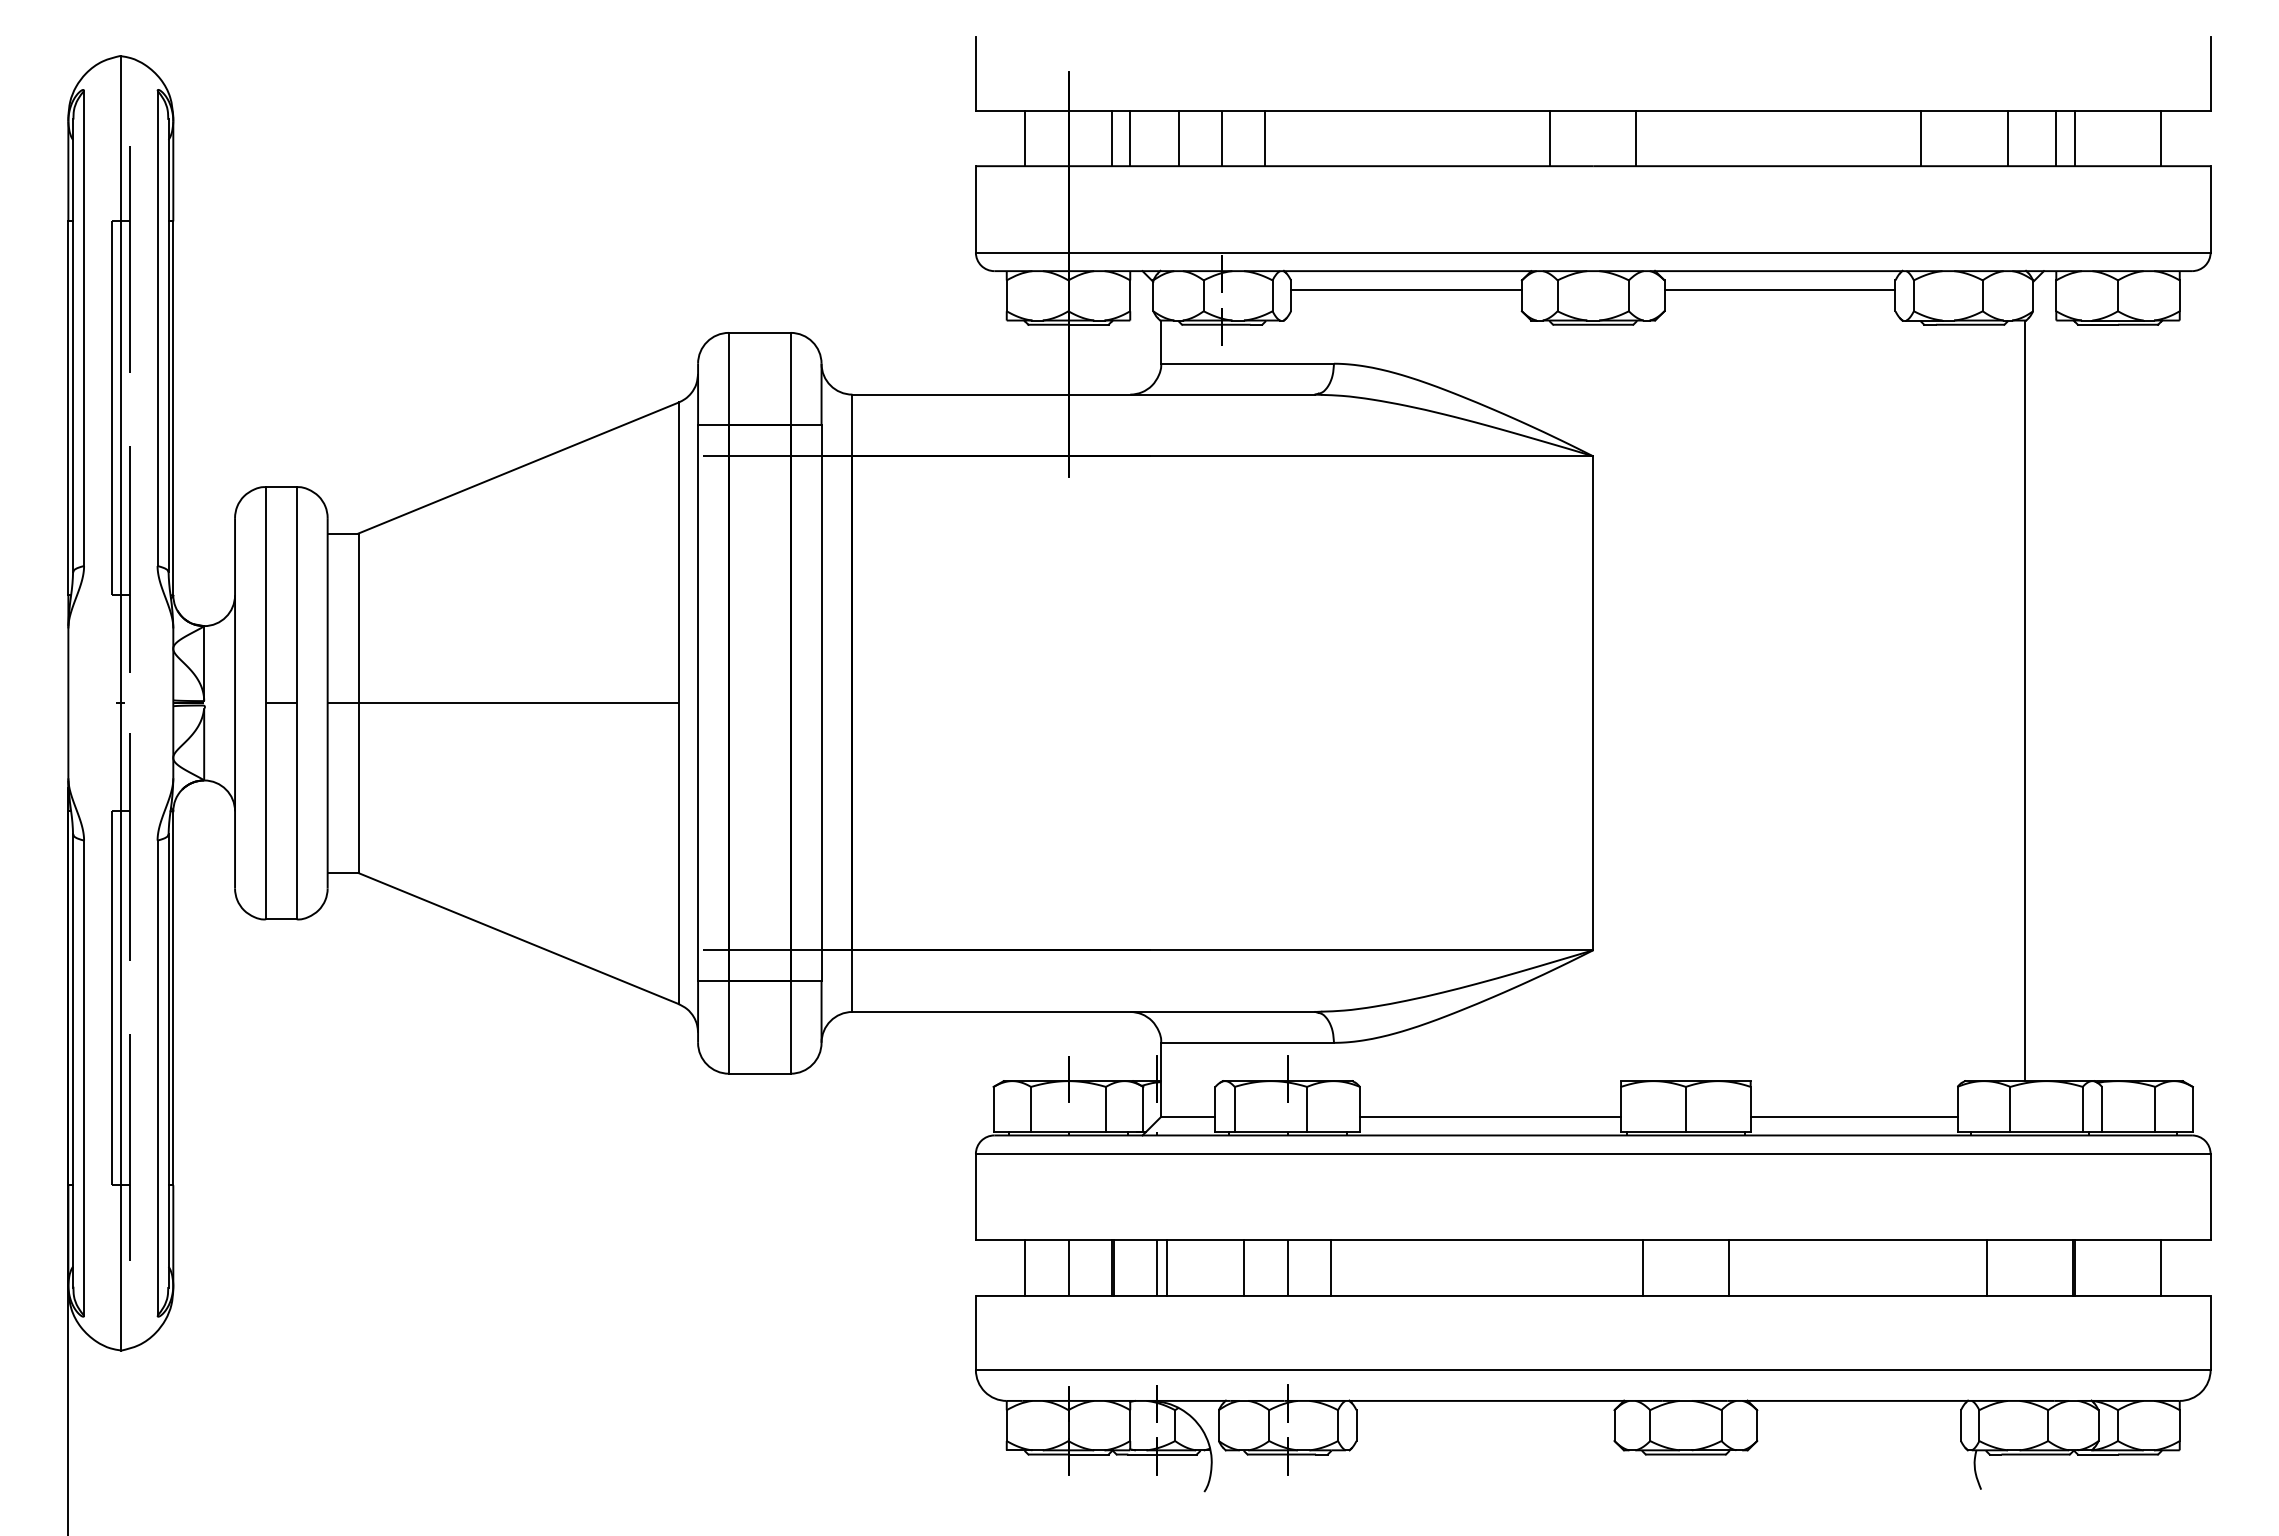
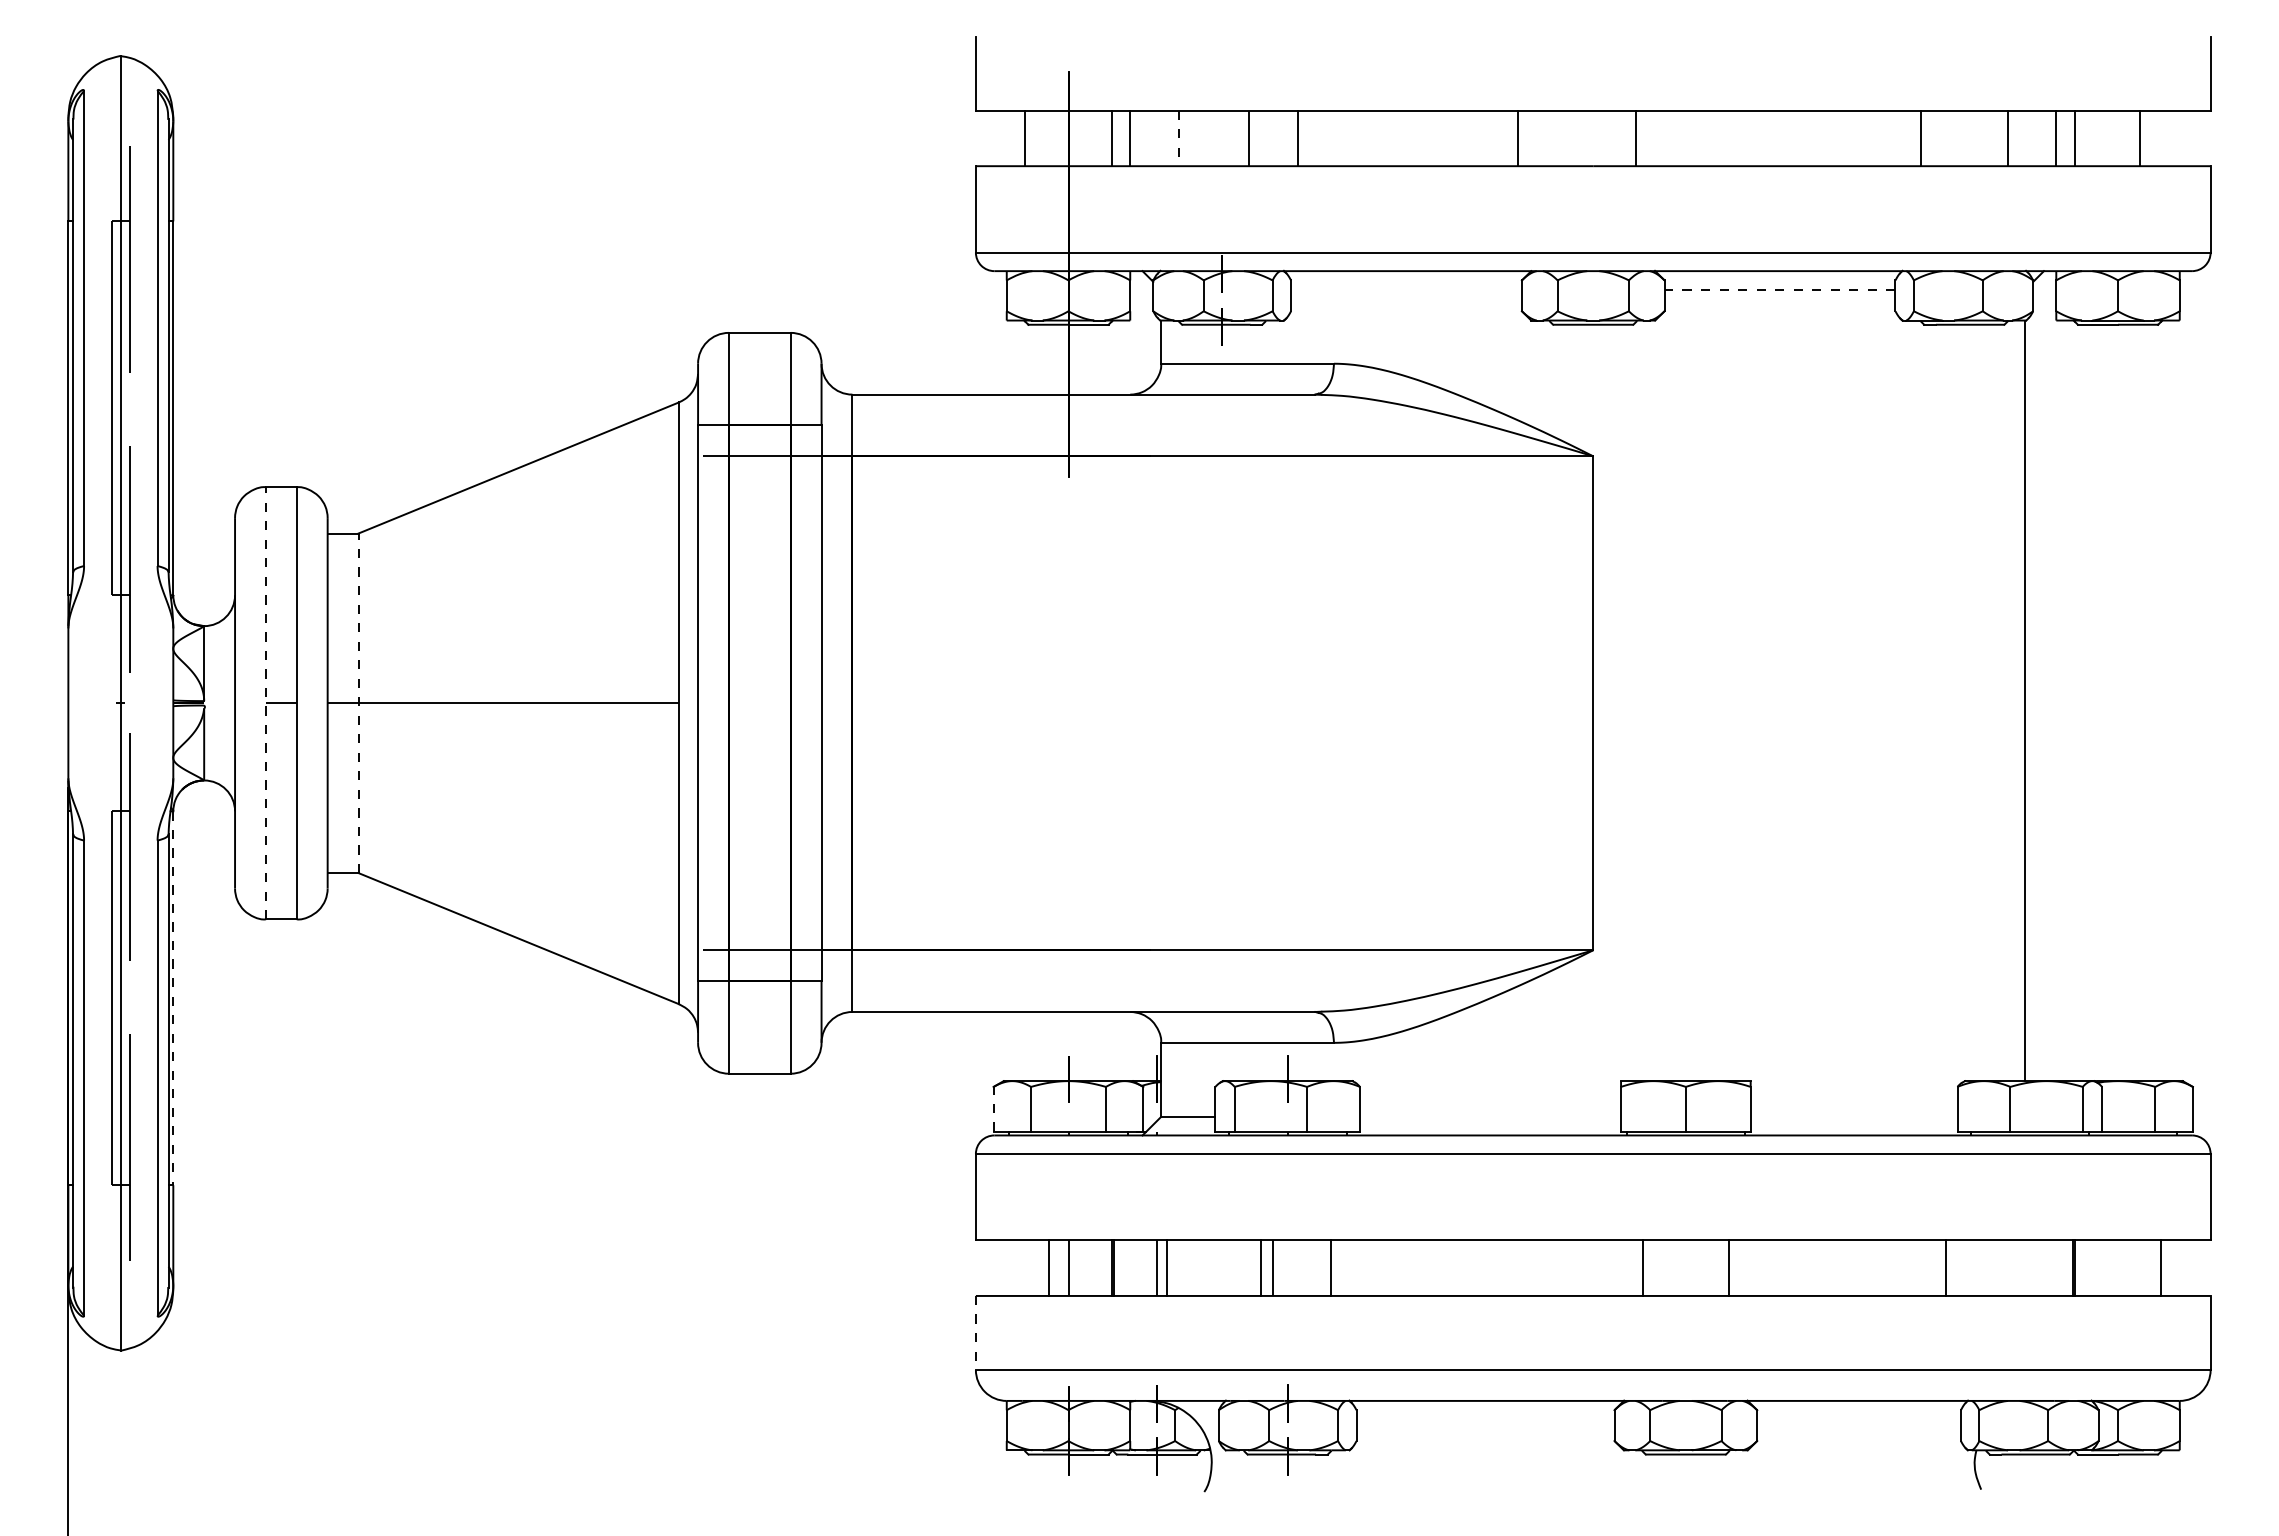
line: solid -> dashed (1178, 138)
line position: (1222, 138) -> (1249, 138) (1249, 138)
line position: (1265, 138) -> (1298, 138) (1298, 138)
line position: (1550, 138) -> (1518, 138) (1518, 138)
line position: (2161, 138) -> (2140, 138) (2140, 138)
line: present -> none (1406, 289)
line: solid -> dashed (1779, 289)
line: solid -> dashed (265, 702)
line: solid -> dashed (358, 703)
line: solid -> dashed (173, 998)
line: solid -> dashed (993, 1108)
line: present -> none (1490, 1116)
line: present -> none (1853, 1116)
line position: (1025, 1267) -> (1049, 1267) (1049, 1267)
line position: (1244, 1267) -> (1261, 1267) (1261, 1267)
line position: (1287, 1267) -> (1272, 1267) (1272, 1267)
line position: (1986, 1267) -> (1945, 1267) (1945, 1267)
line: solid -> dashed (975, 1333)
